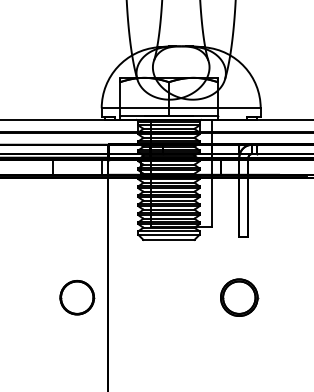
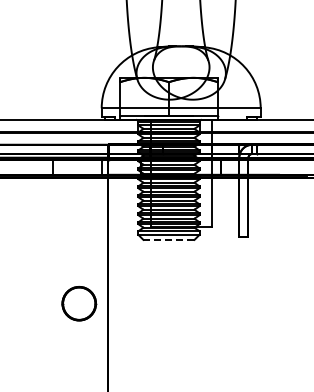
line: solid -> dashed (168, 239)
part position: (77, 297) -> (79, 303) (79, 303)
part: present -> none (239, 297)
